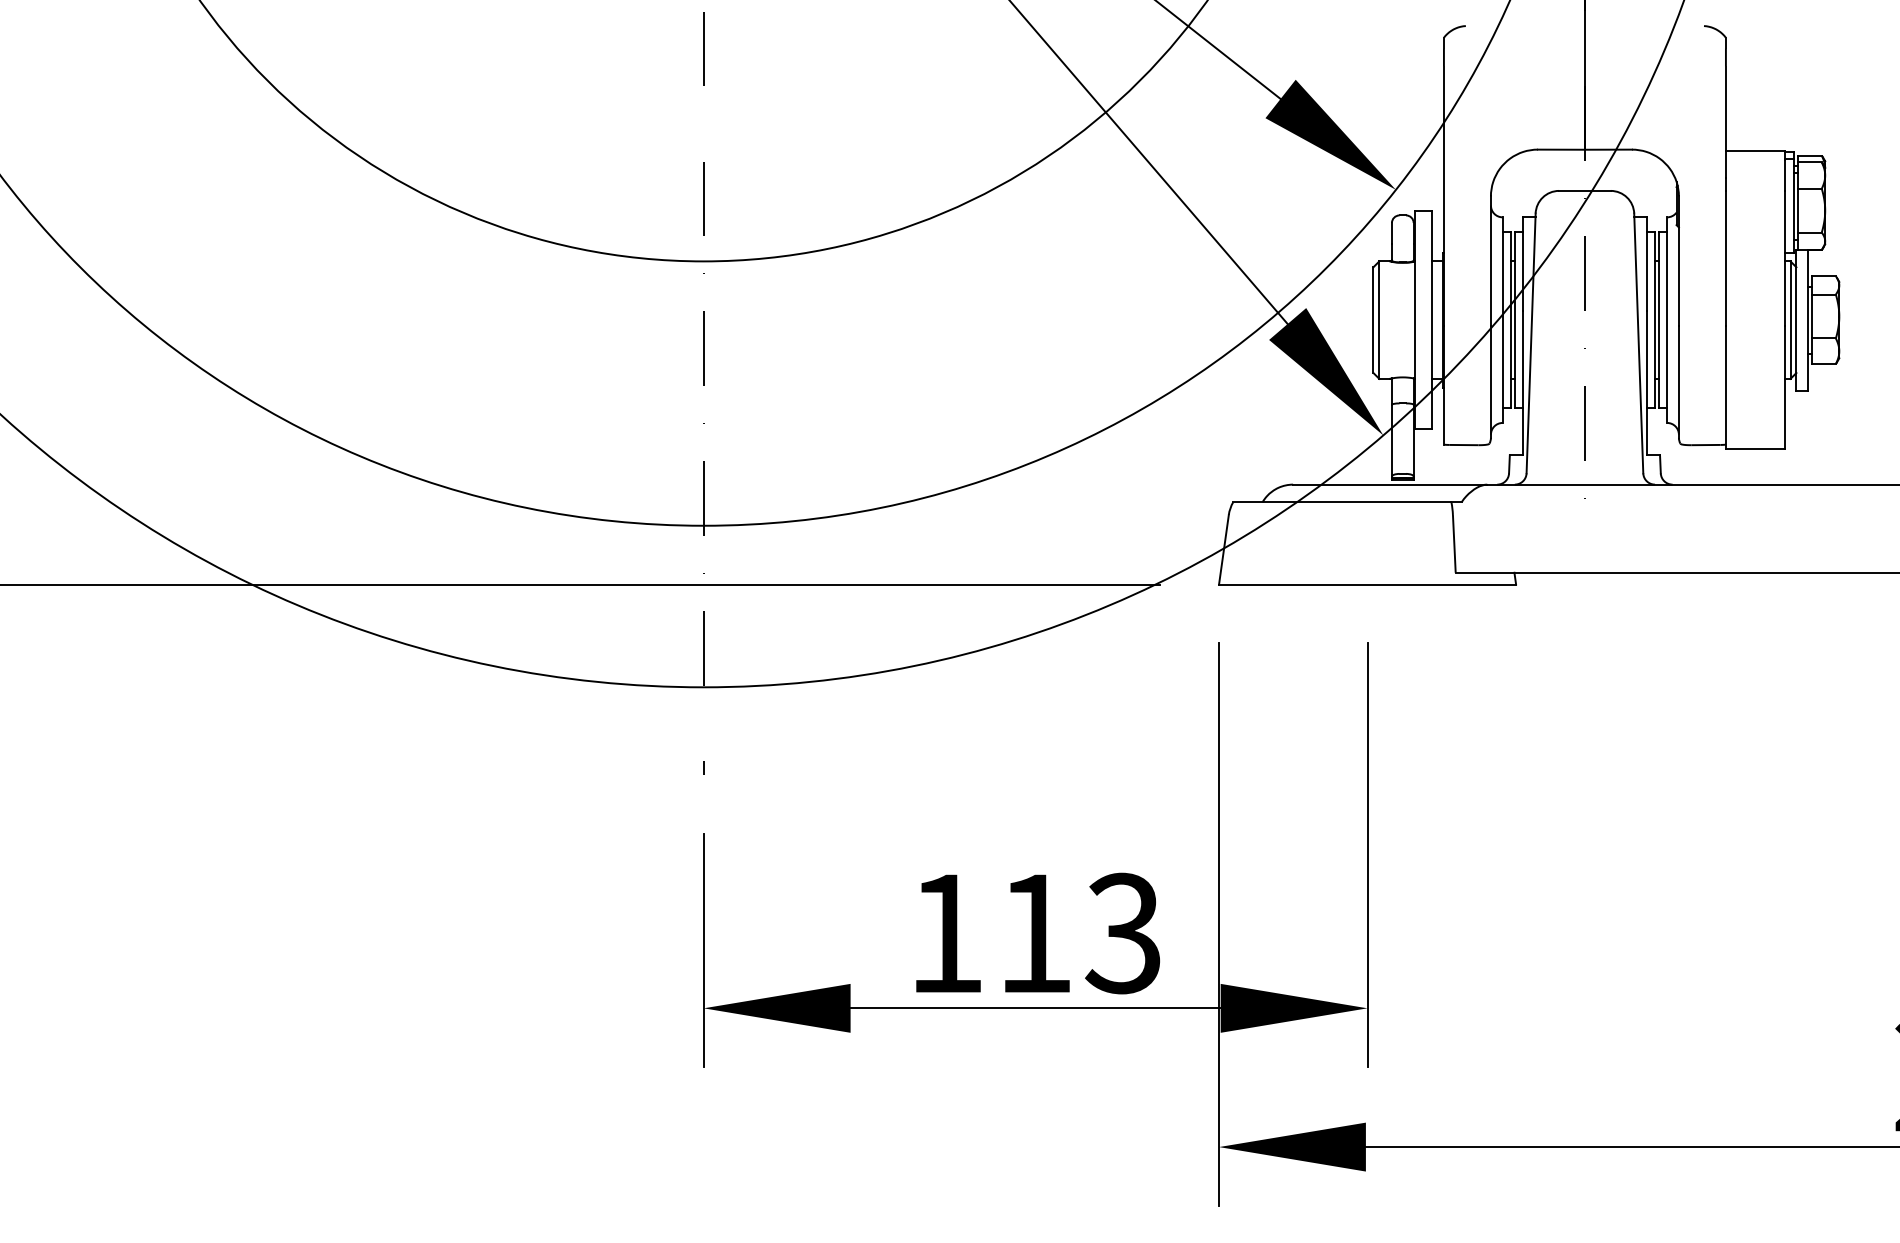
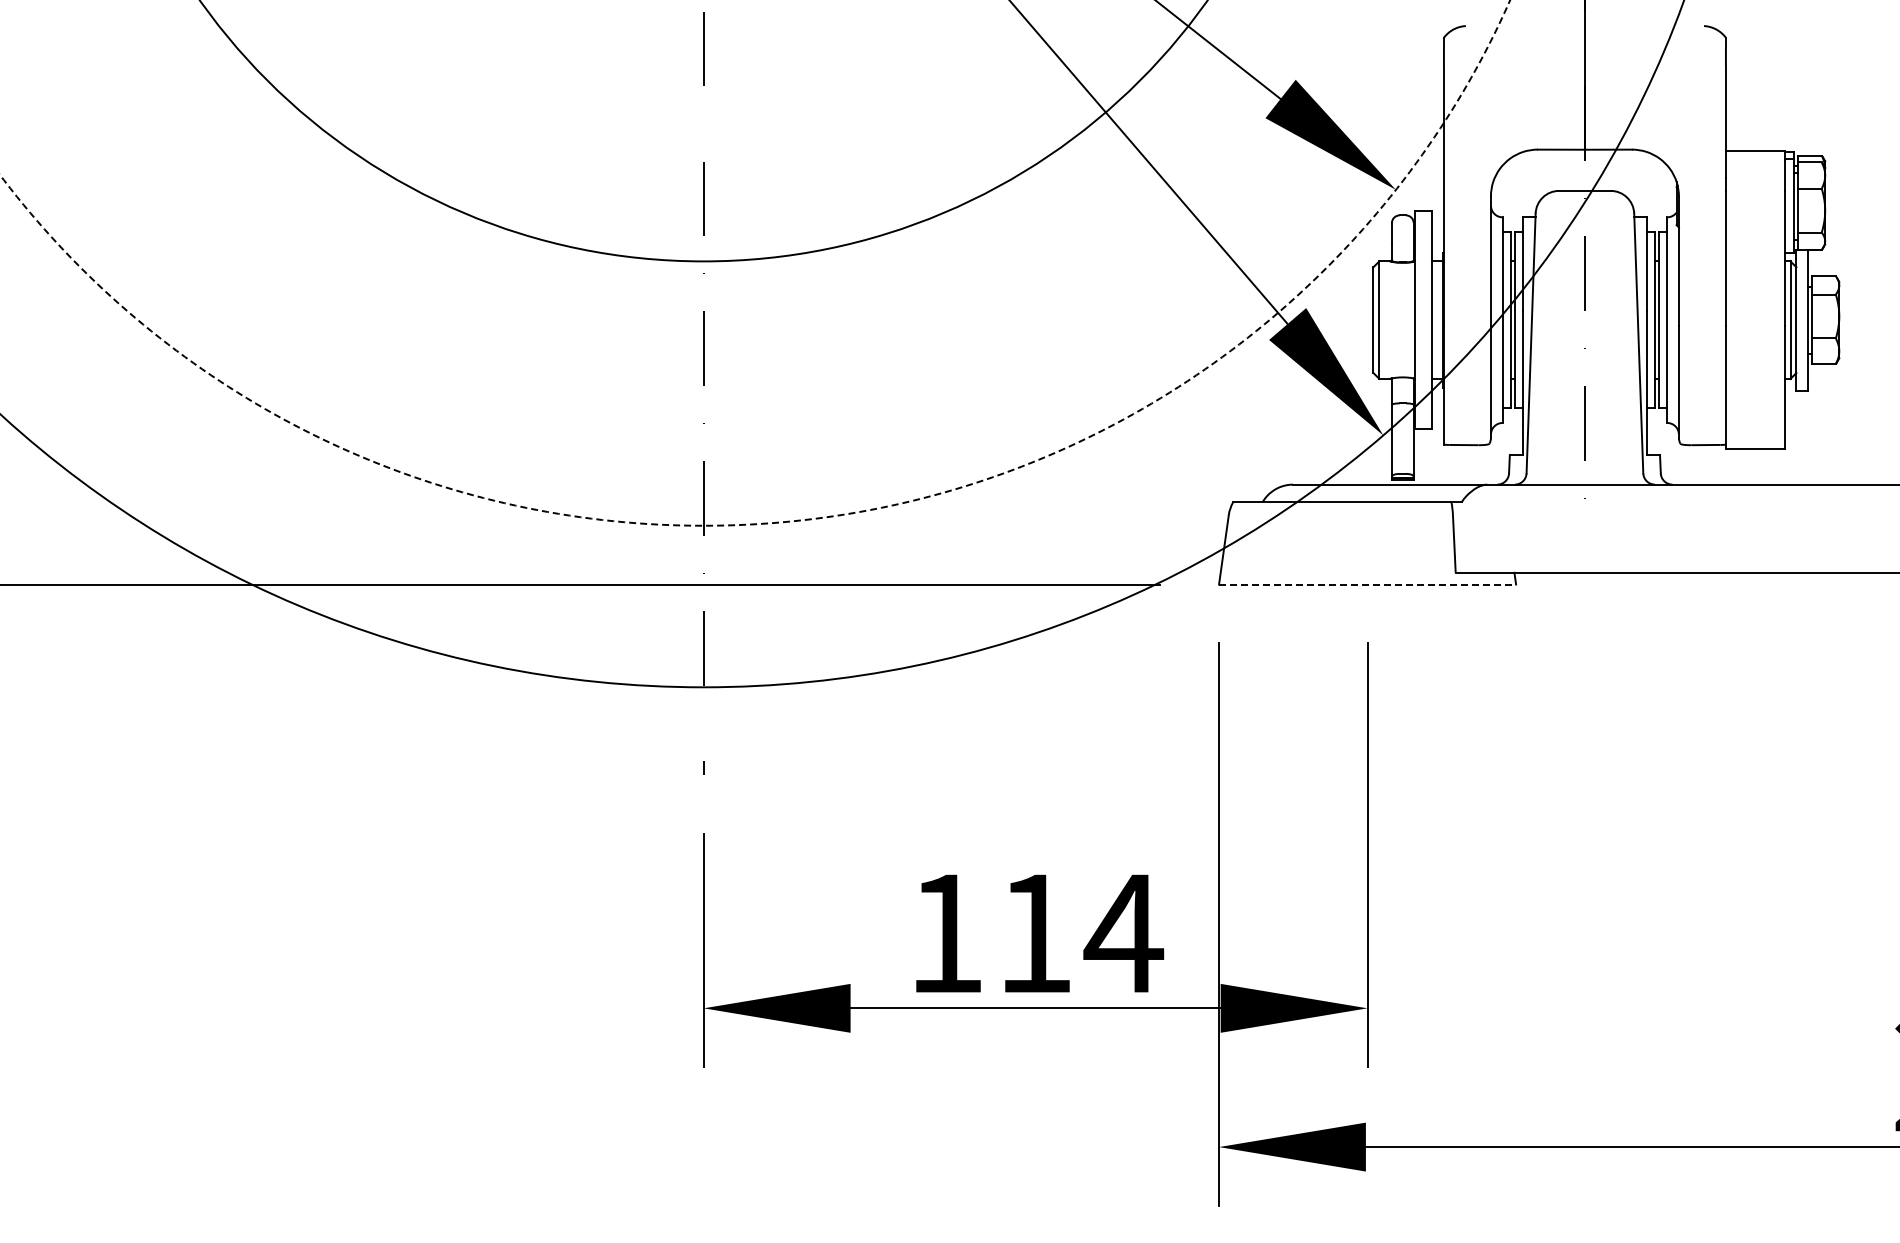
circle: solid -> dashed (755, 262)
line: solid -> dashed (1367, 584)
text: 113 -> 114 (1123, 933)
